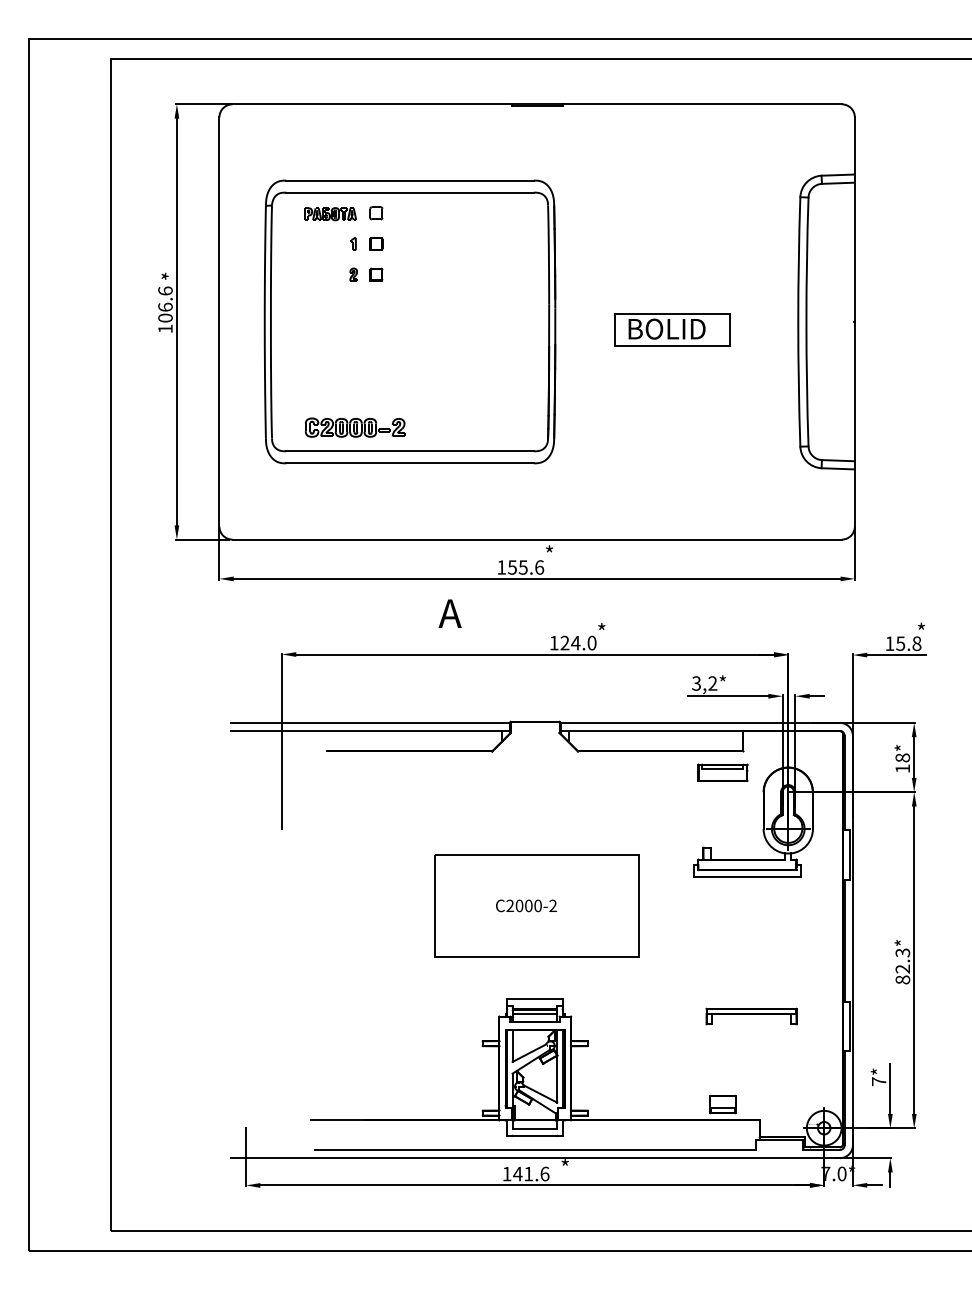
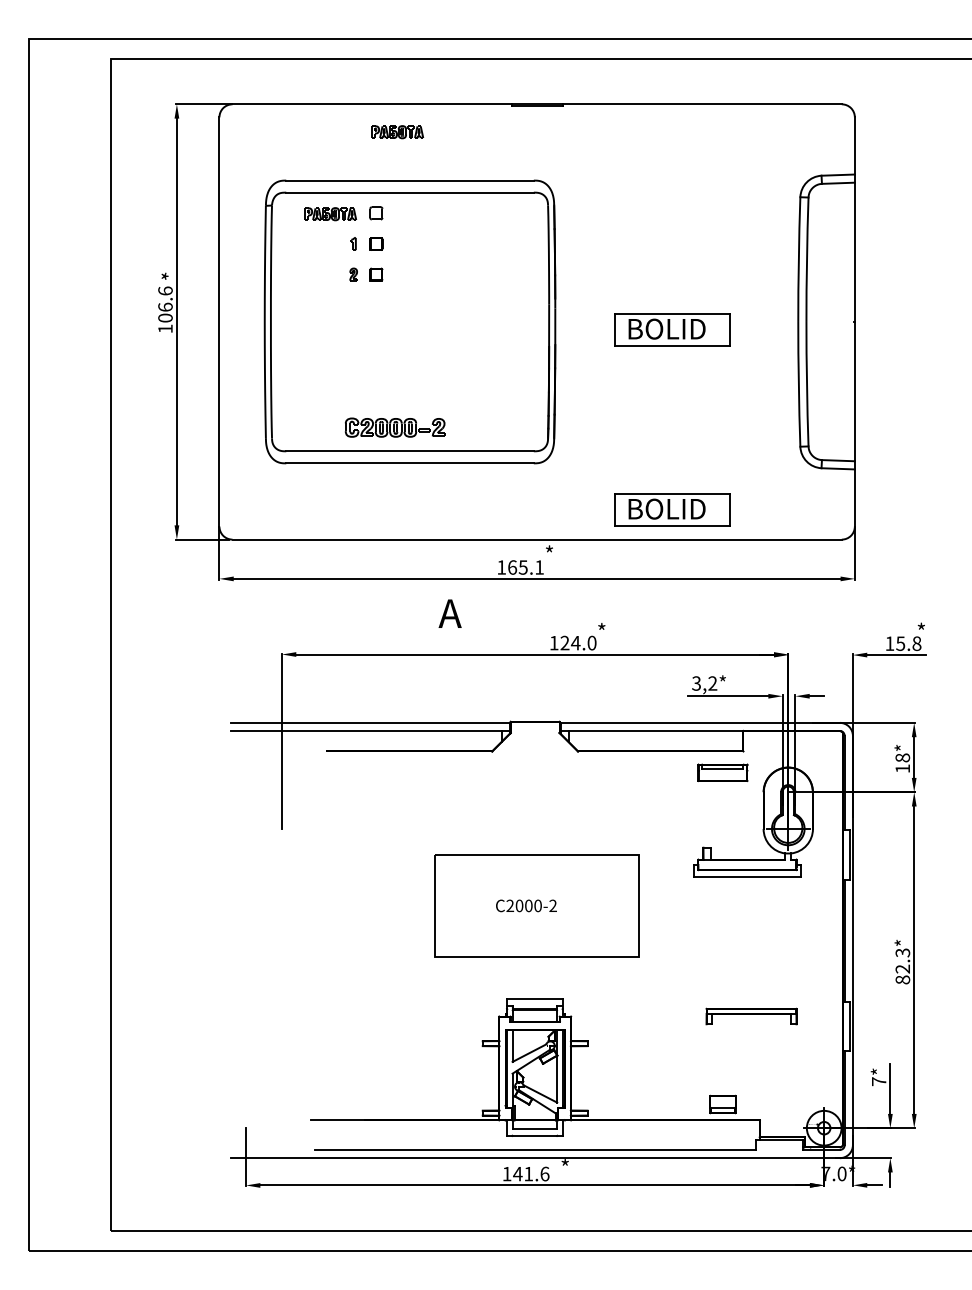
part: none -> present (397, 132)
part position: (354, 427) -> (394, 427) (394, 427)
part: none -> present (672, 509)
text: 155.6 -> 165.1 (526, 567)
line: present -> none (534, 1014)
